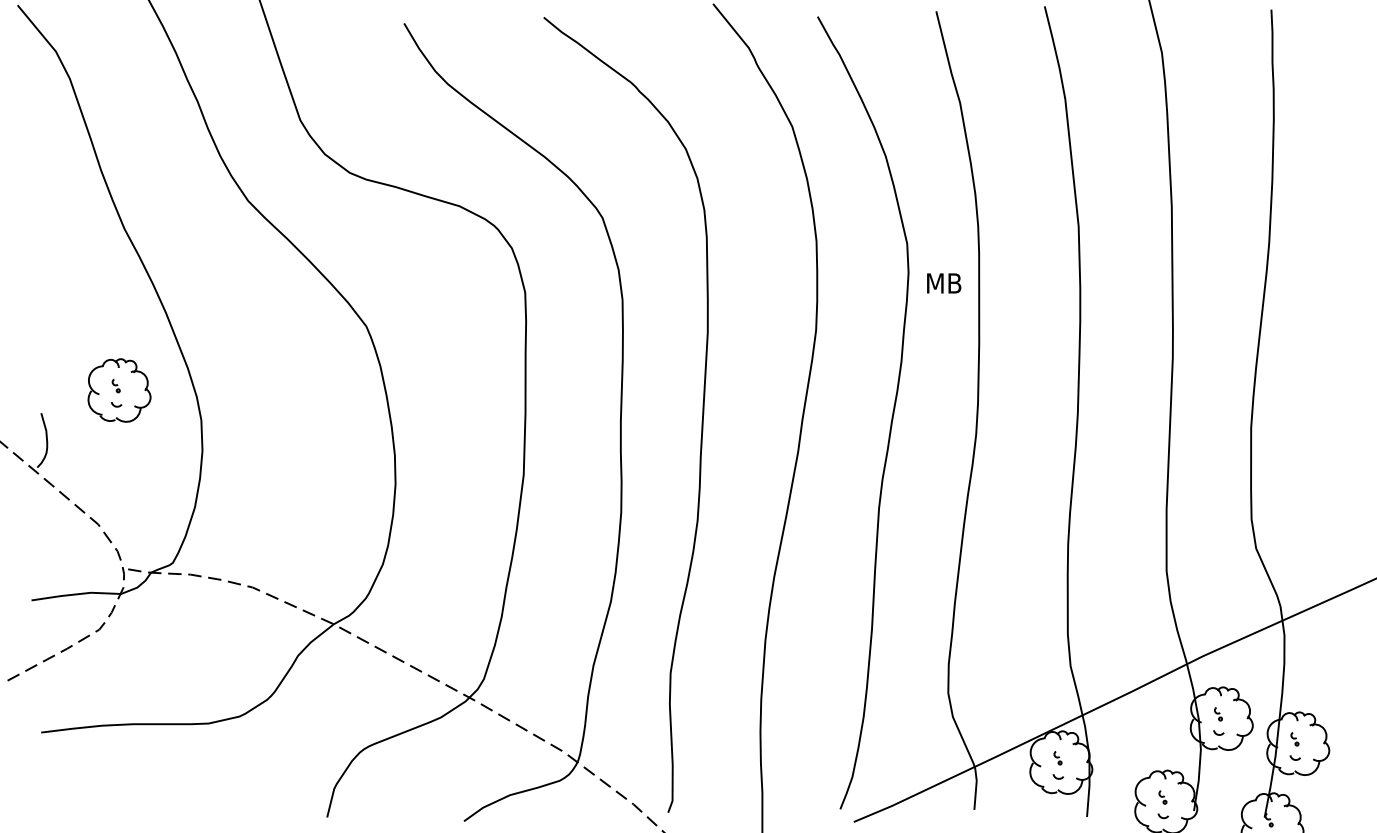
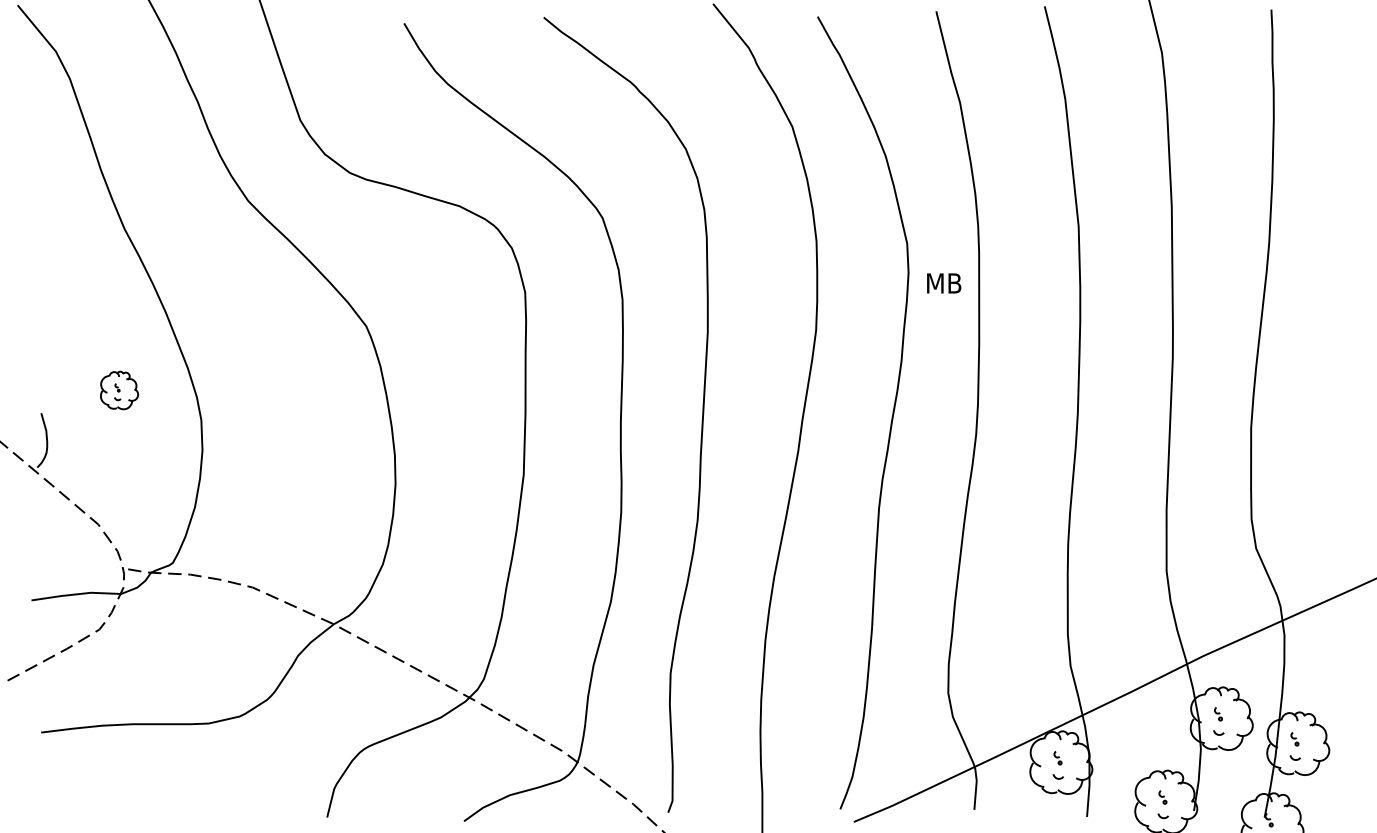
part size: 65x65 px -> 39x41 px (119, 390)
